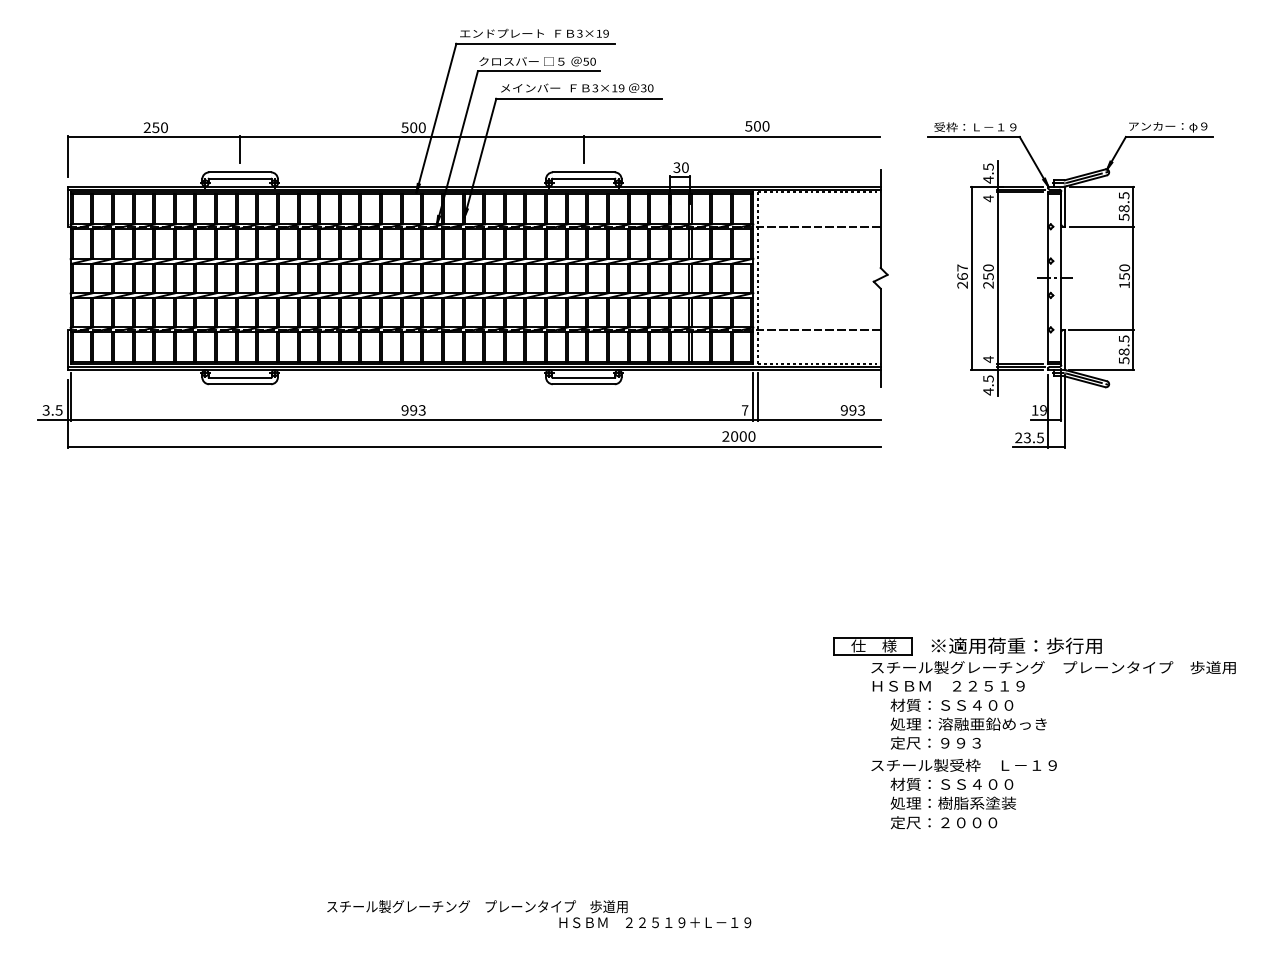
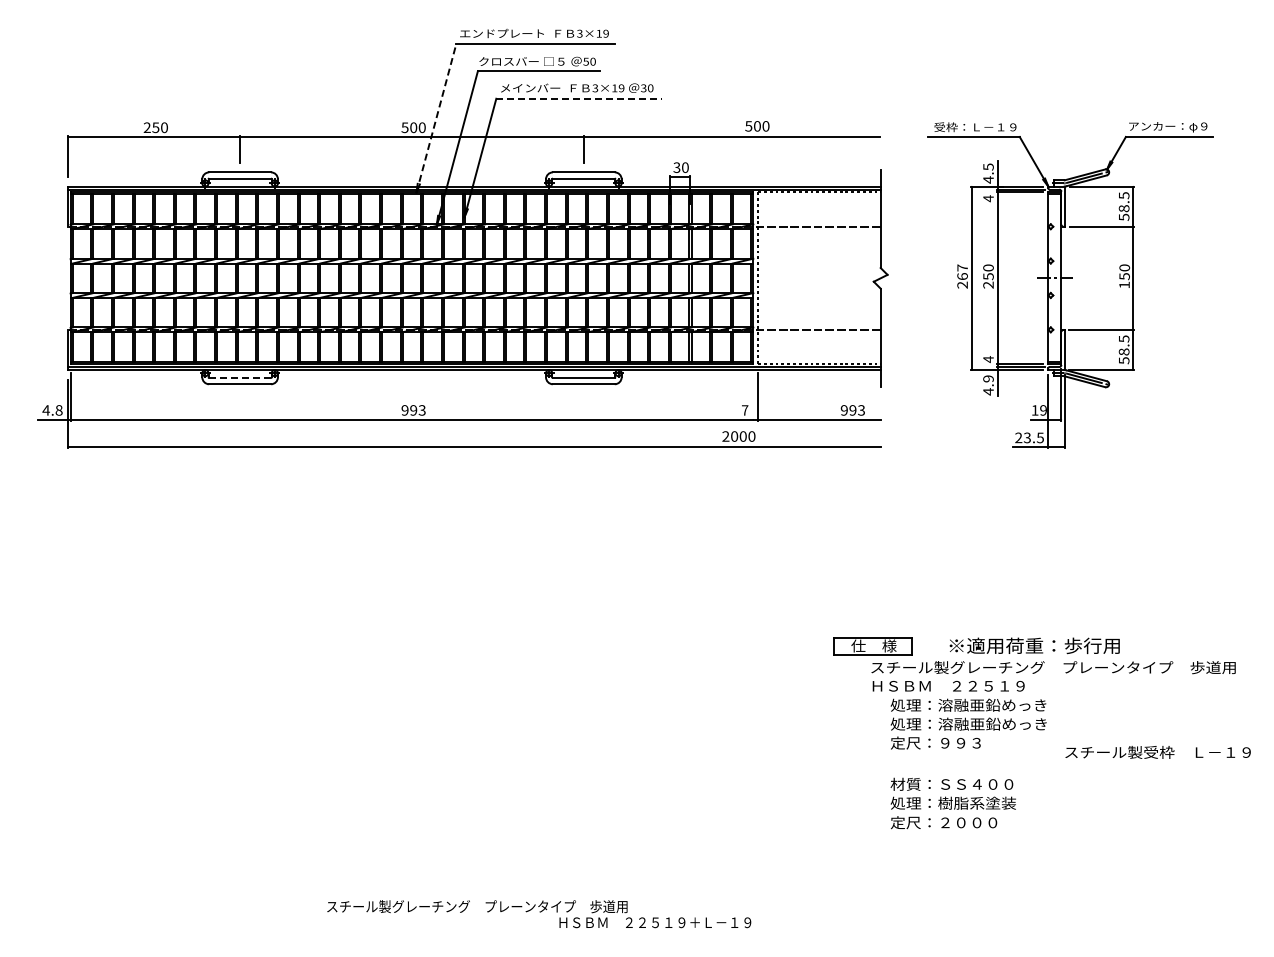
line: solid -> dashed (579, 98)
line: solid -> dashed (436, 118)
line: solid -> dashed (240, 378)
text: 4.5 -> 4.9 (988, 378)
line: present -> none (753, 396)
text: 3.5 -> 4.8 (52, 410)
text position: (1016, 645) -> (1034, 645) (1034, 645)
text: 材質：ＳＳ４００ -> 処理：溶融亜鉛めっき (968, 704)
text position: (963, 765) -> (1157, 752) (1157, 752)
